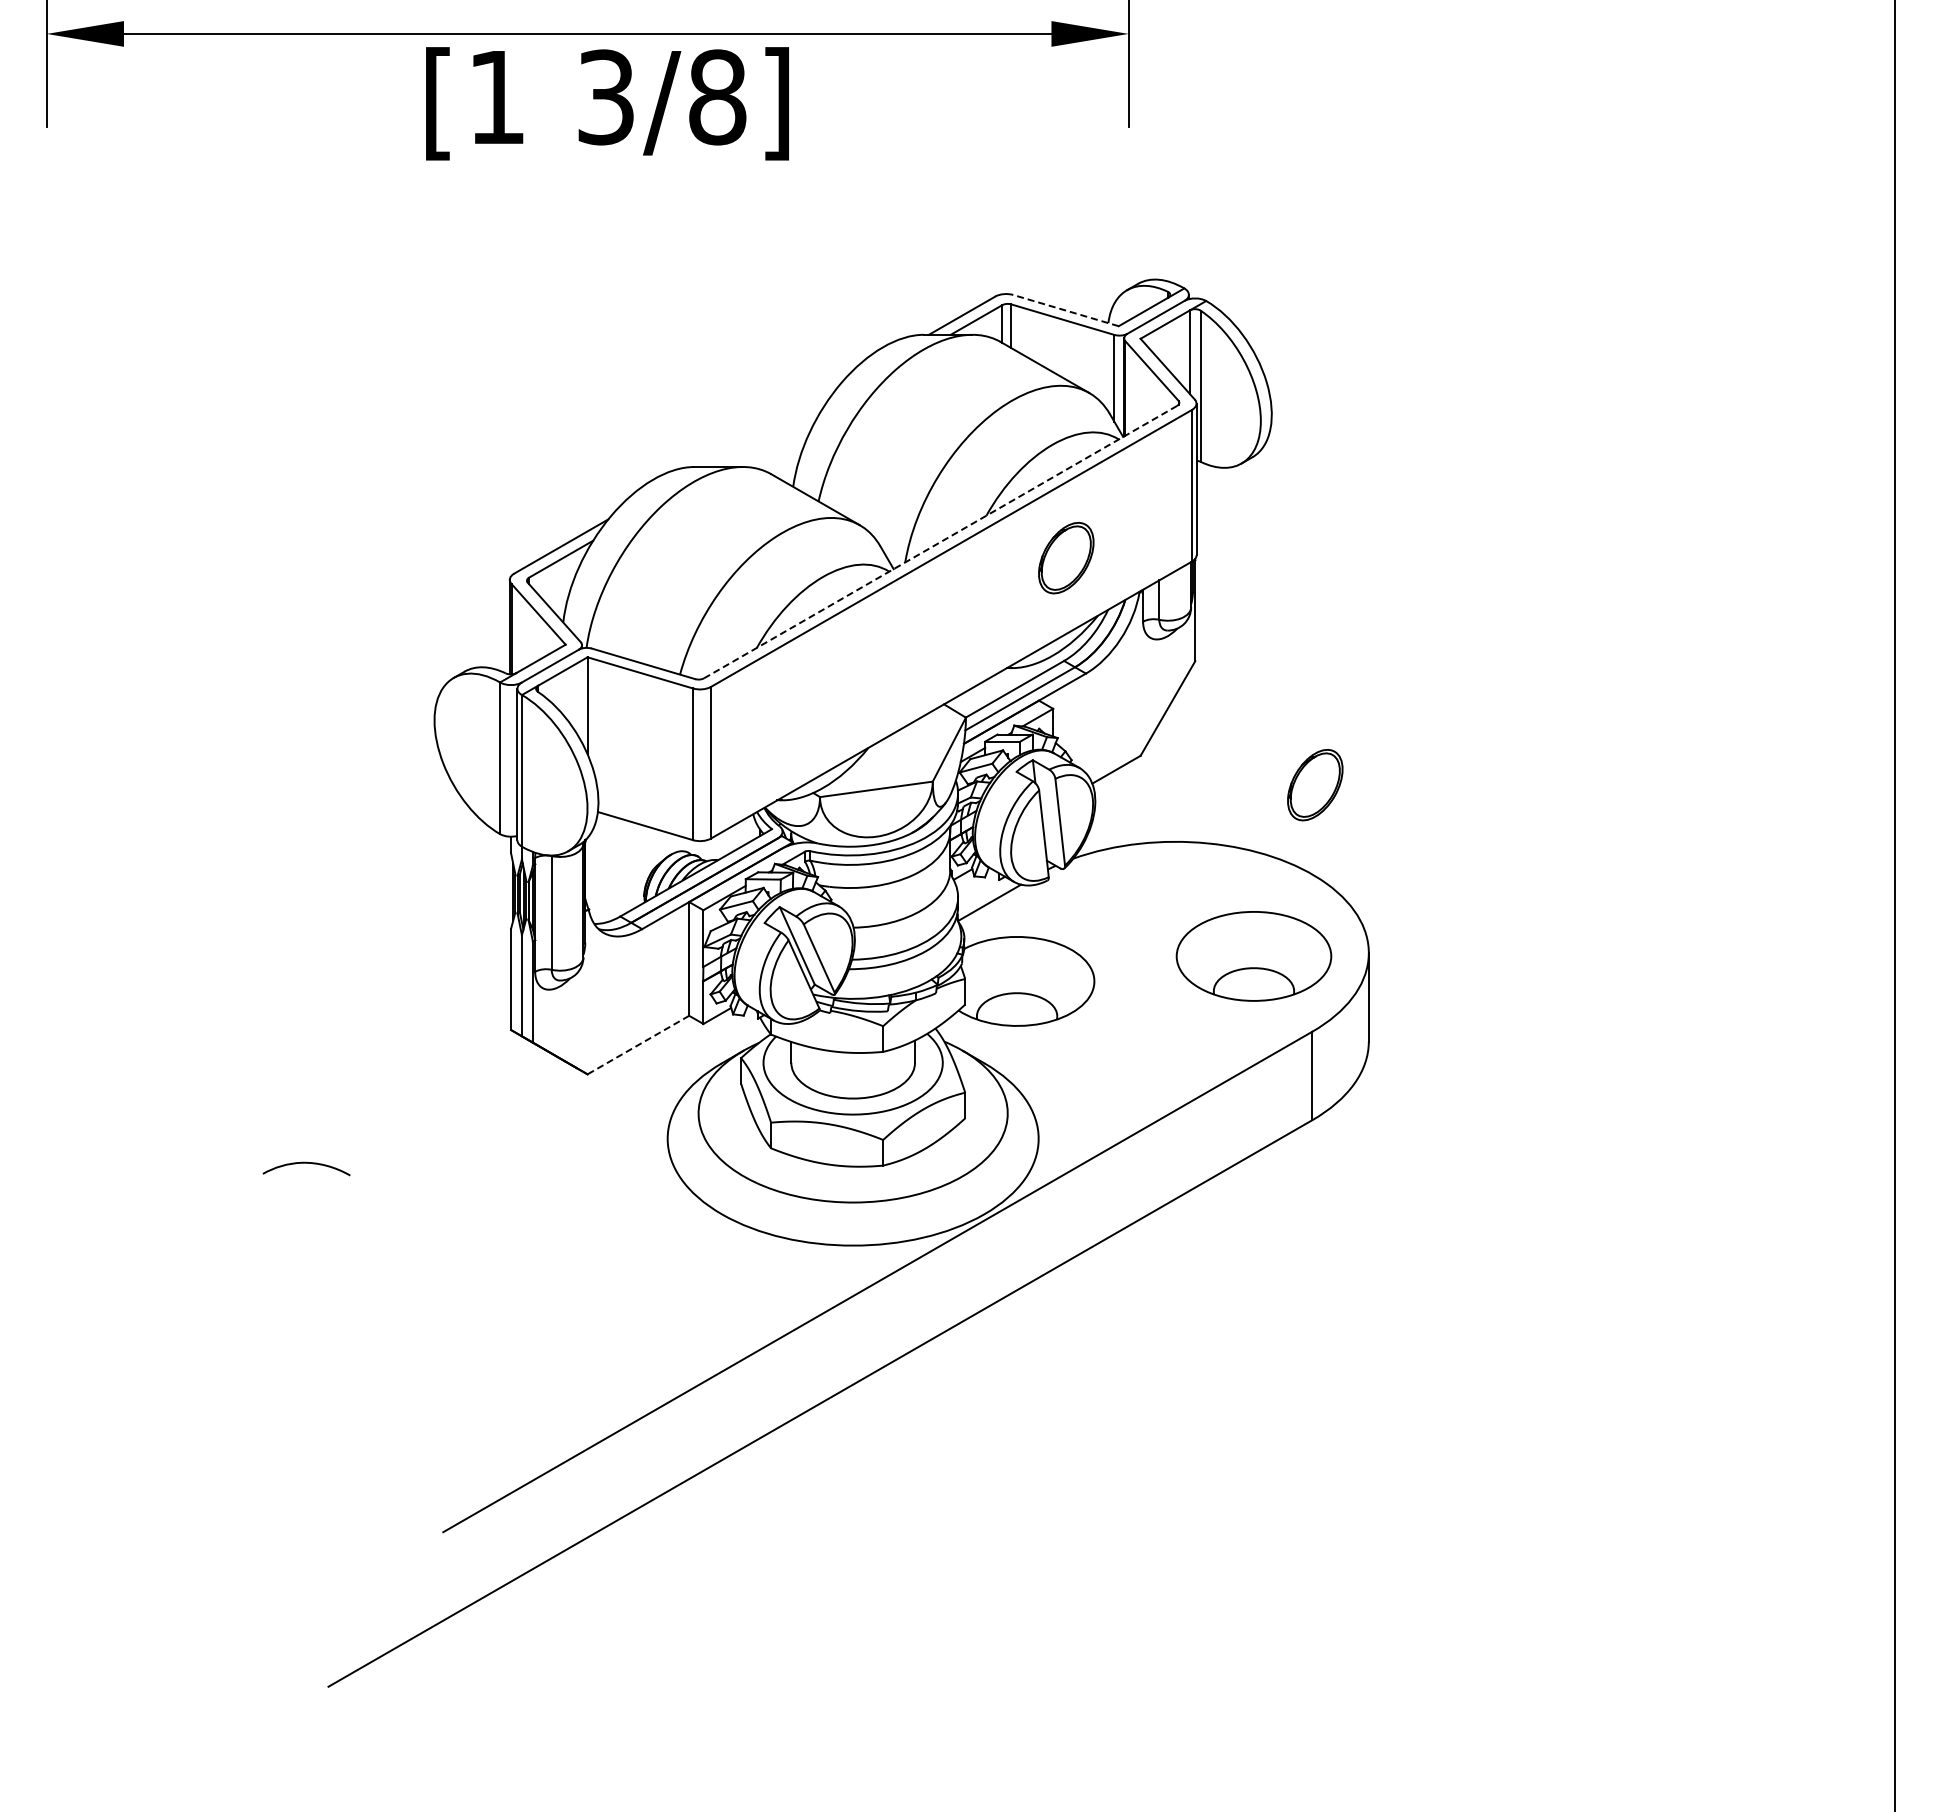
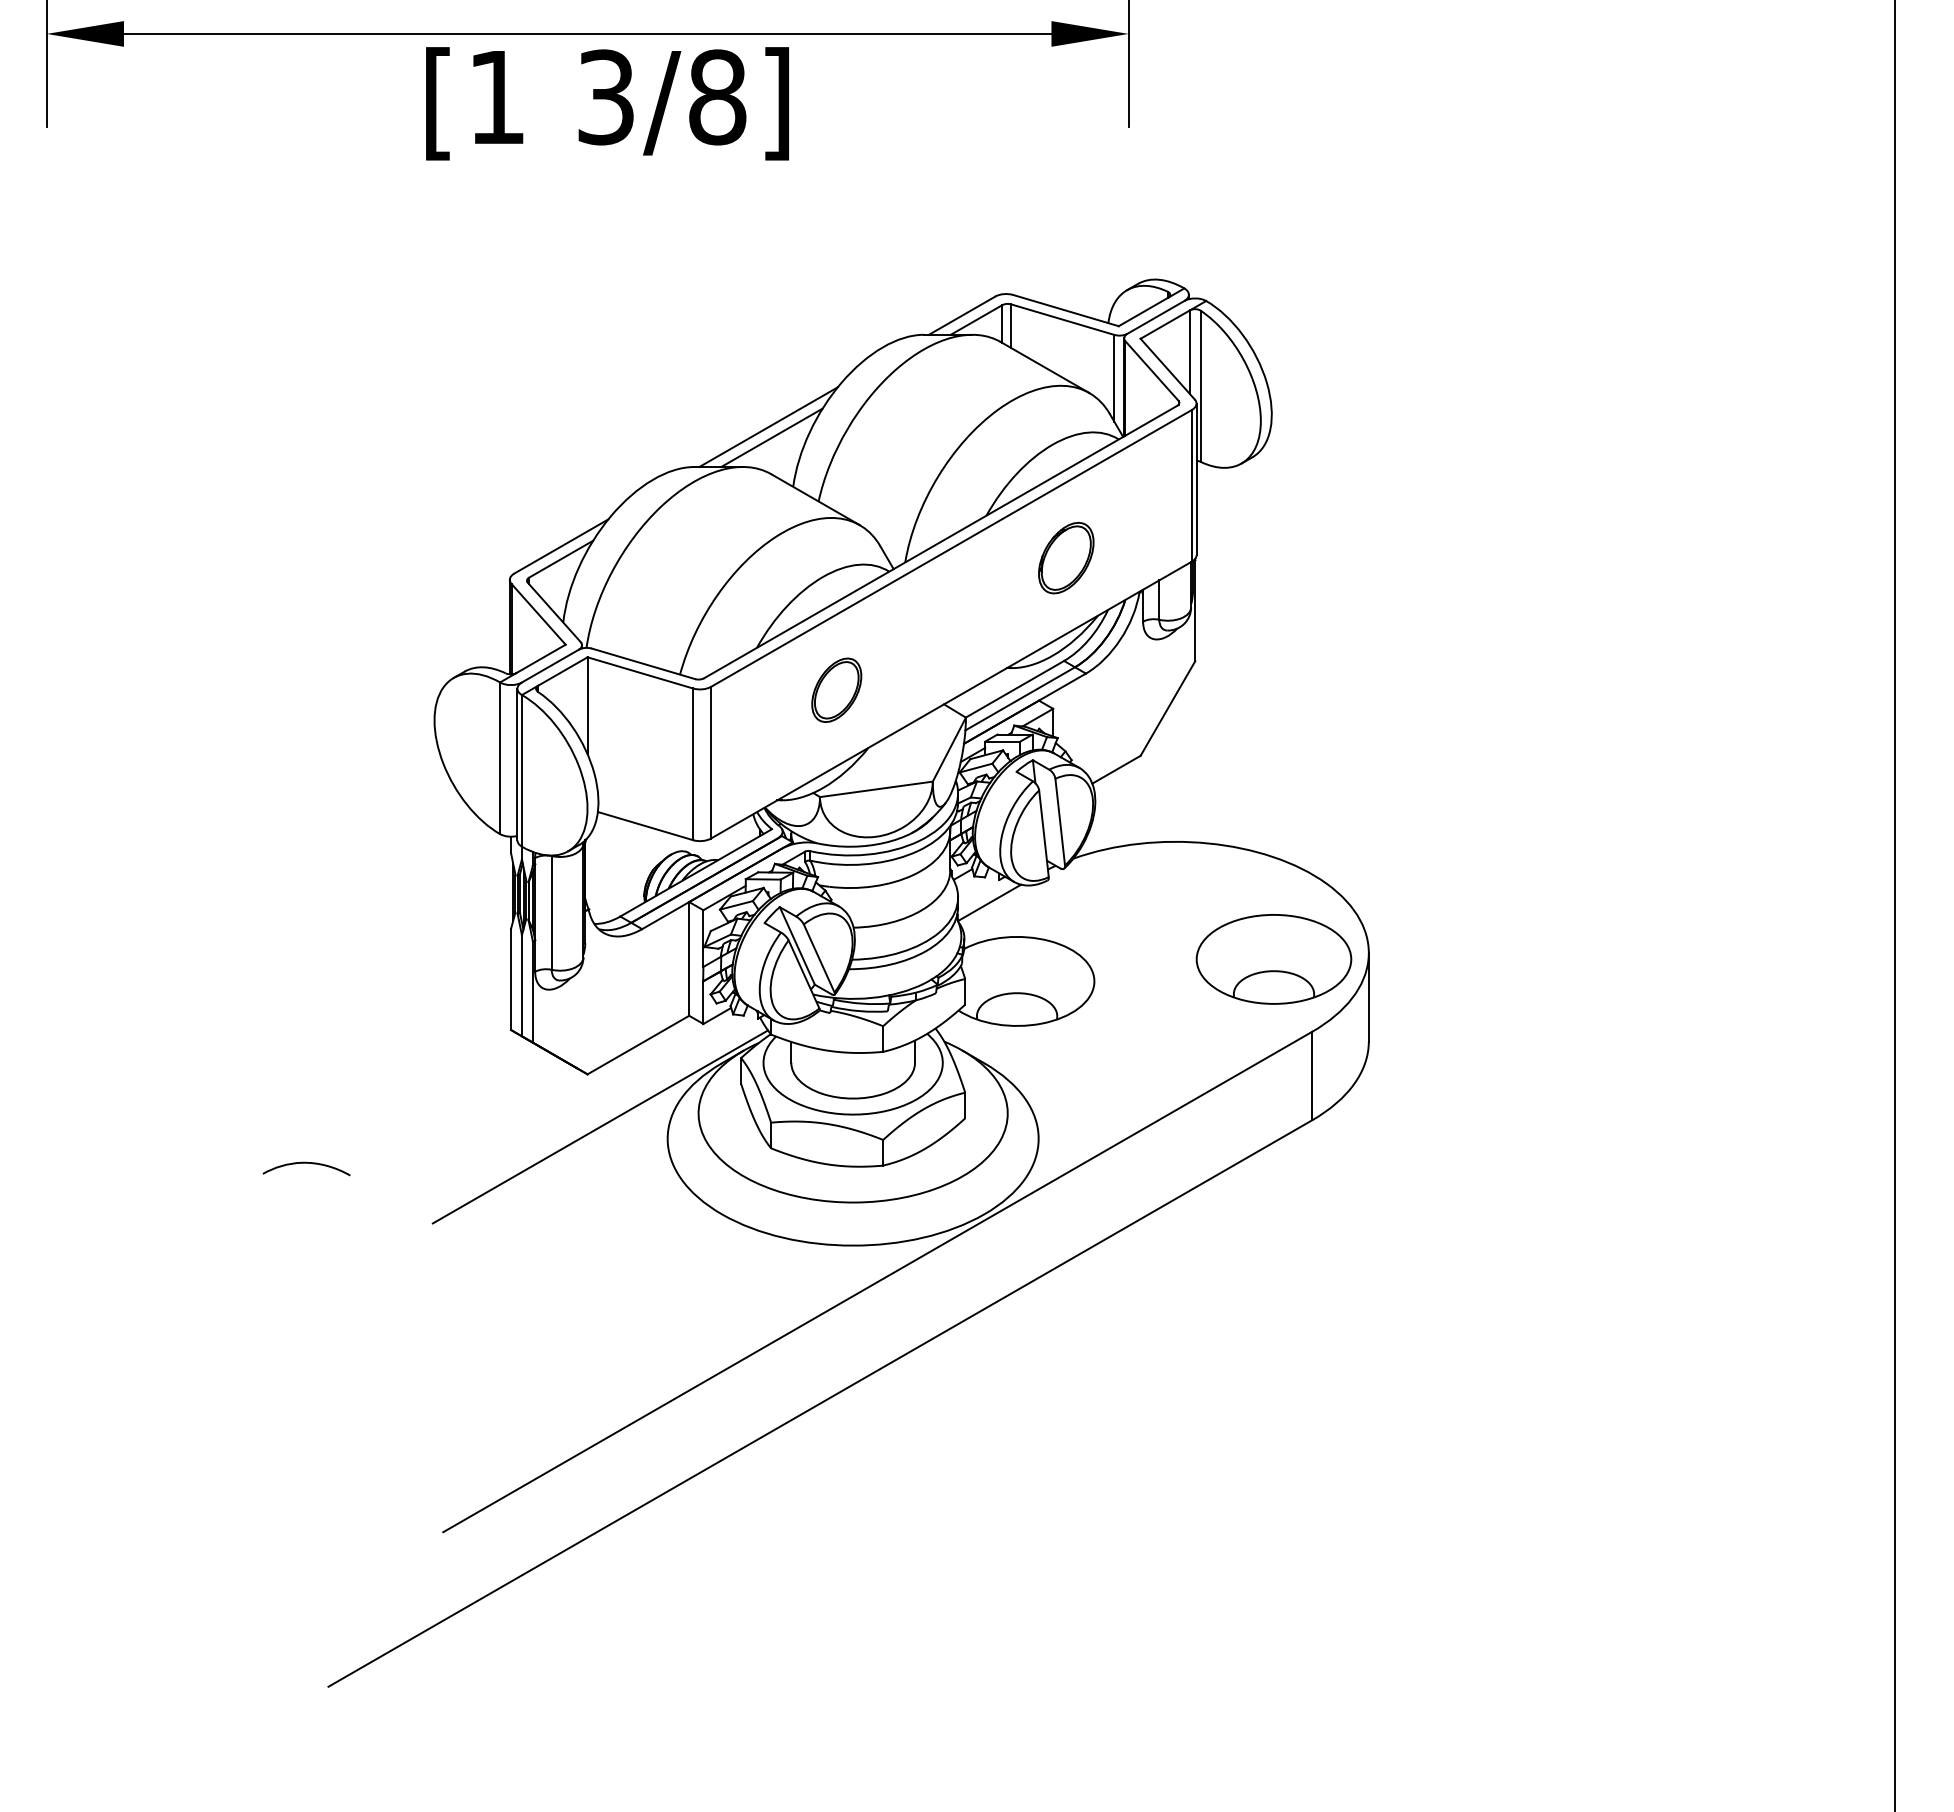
line: dashed -> solid (1065, 310)
line: none -> present (768, 427)
line: none -> present (771, 437)
line: dashed -> solid (940, 542)
part: none -> present (836, 689)
part: present -> none (1315, 785)
part position: (1253, 956) -> (1273, 959) (1273, 959)
line: dashed -> solid (638, 1045)
line: none -> present (599, 1126)
